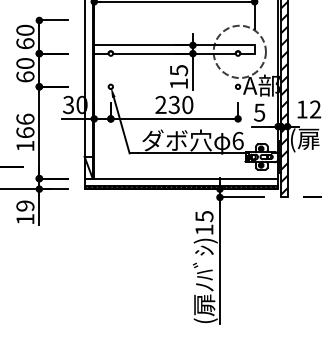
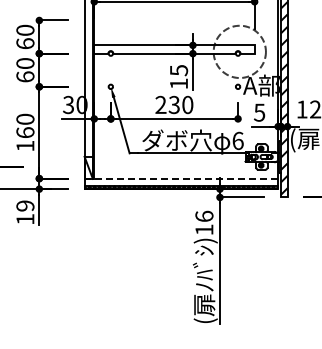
text: 166 -> 160 (25, 118)
line: solid -> dashed (181, 178)
text: )15 -> )16 (204, 216)
